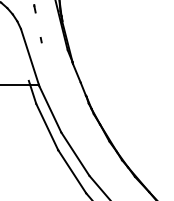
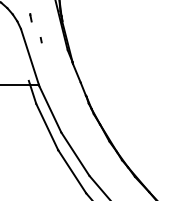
part position: (34, 8) -> (30, 17) (30, 17)
